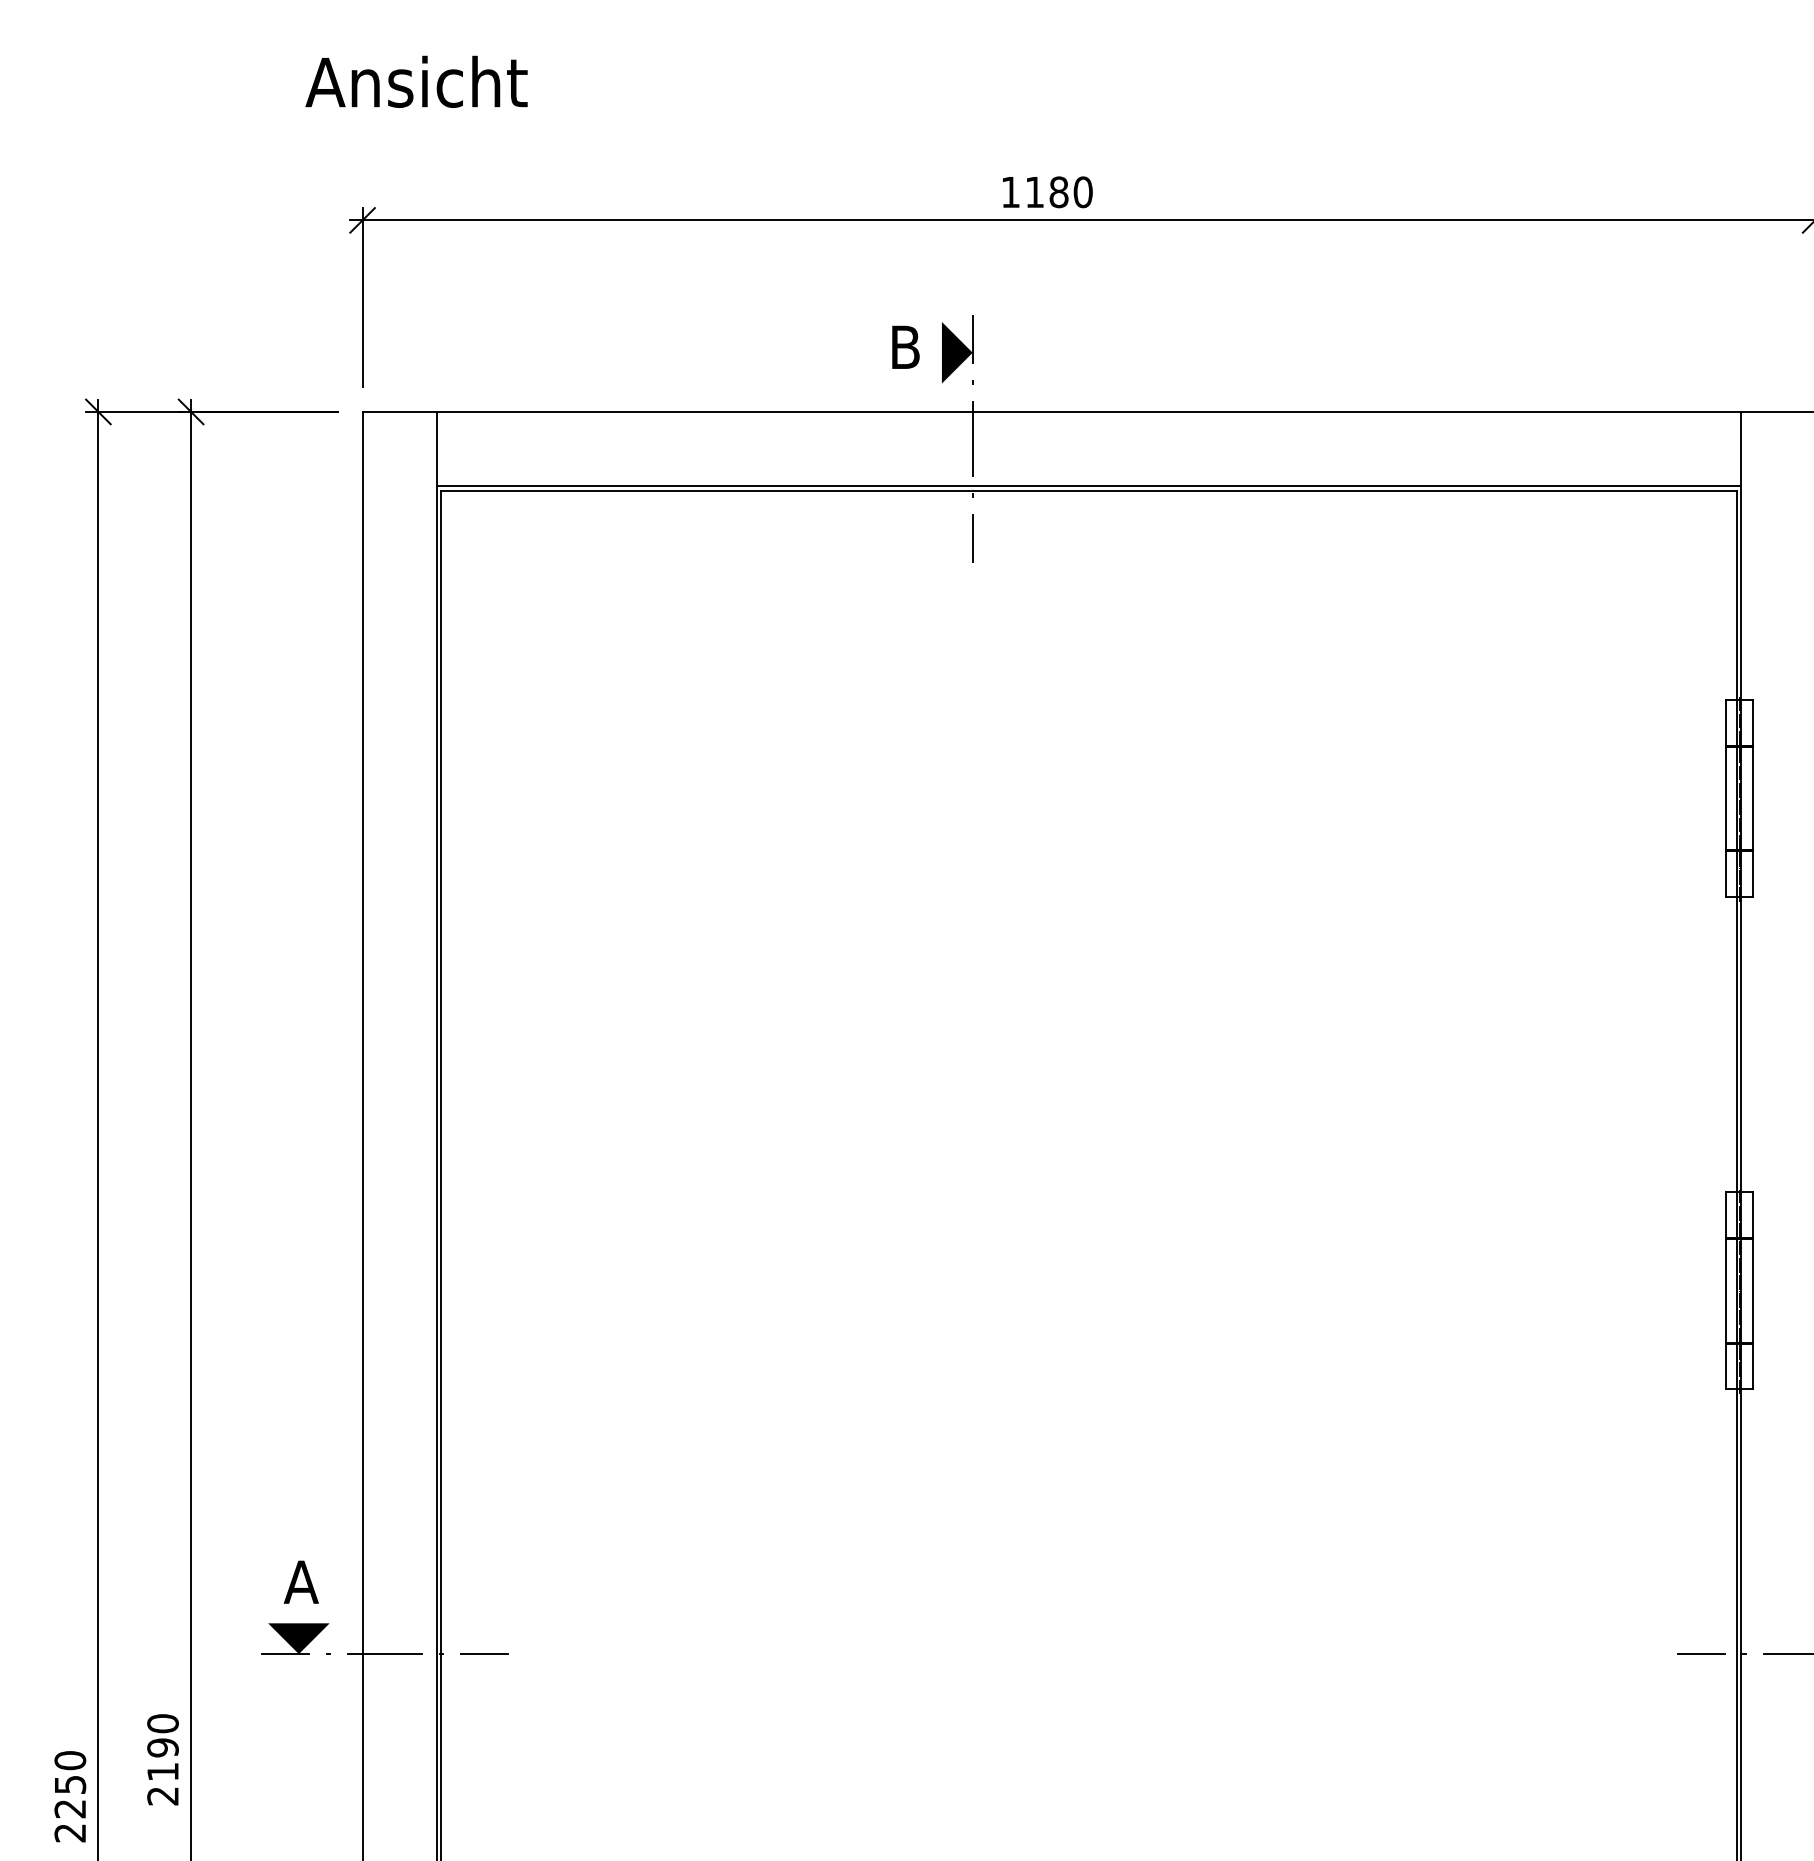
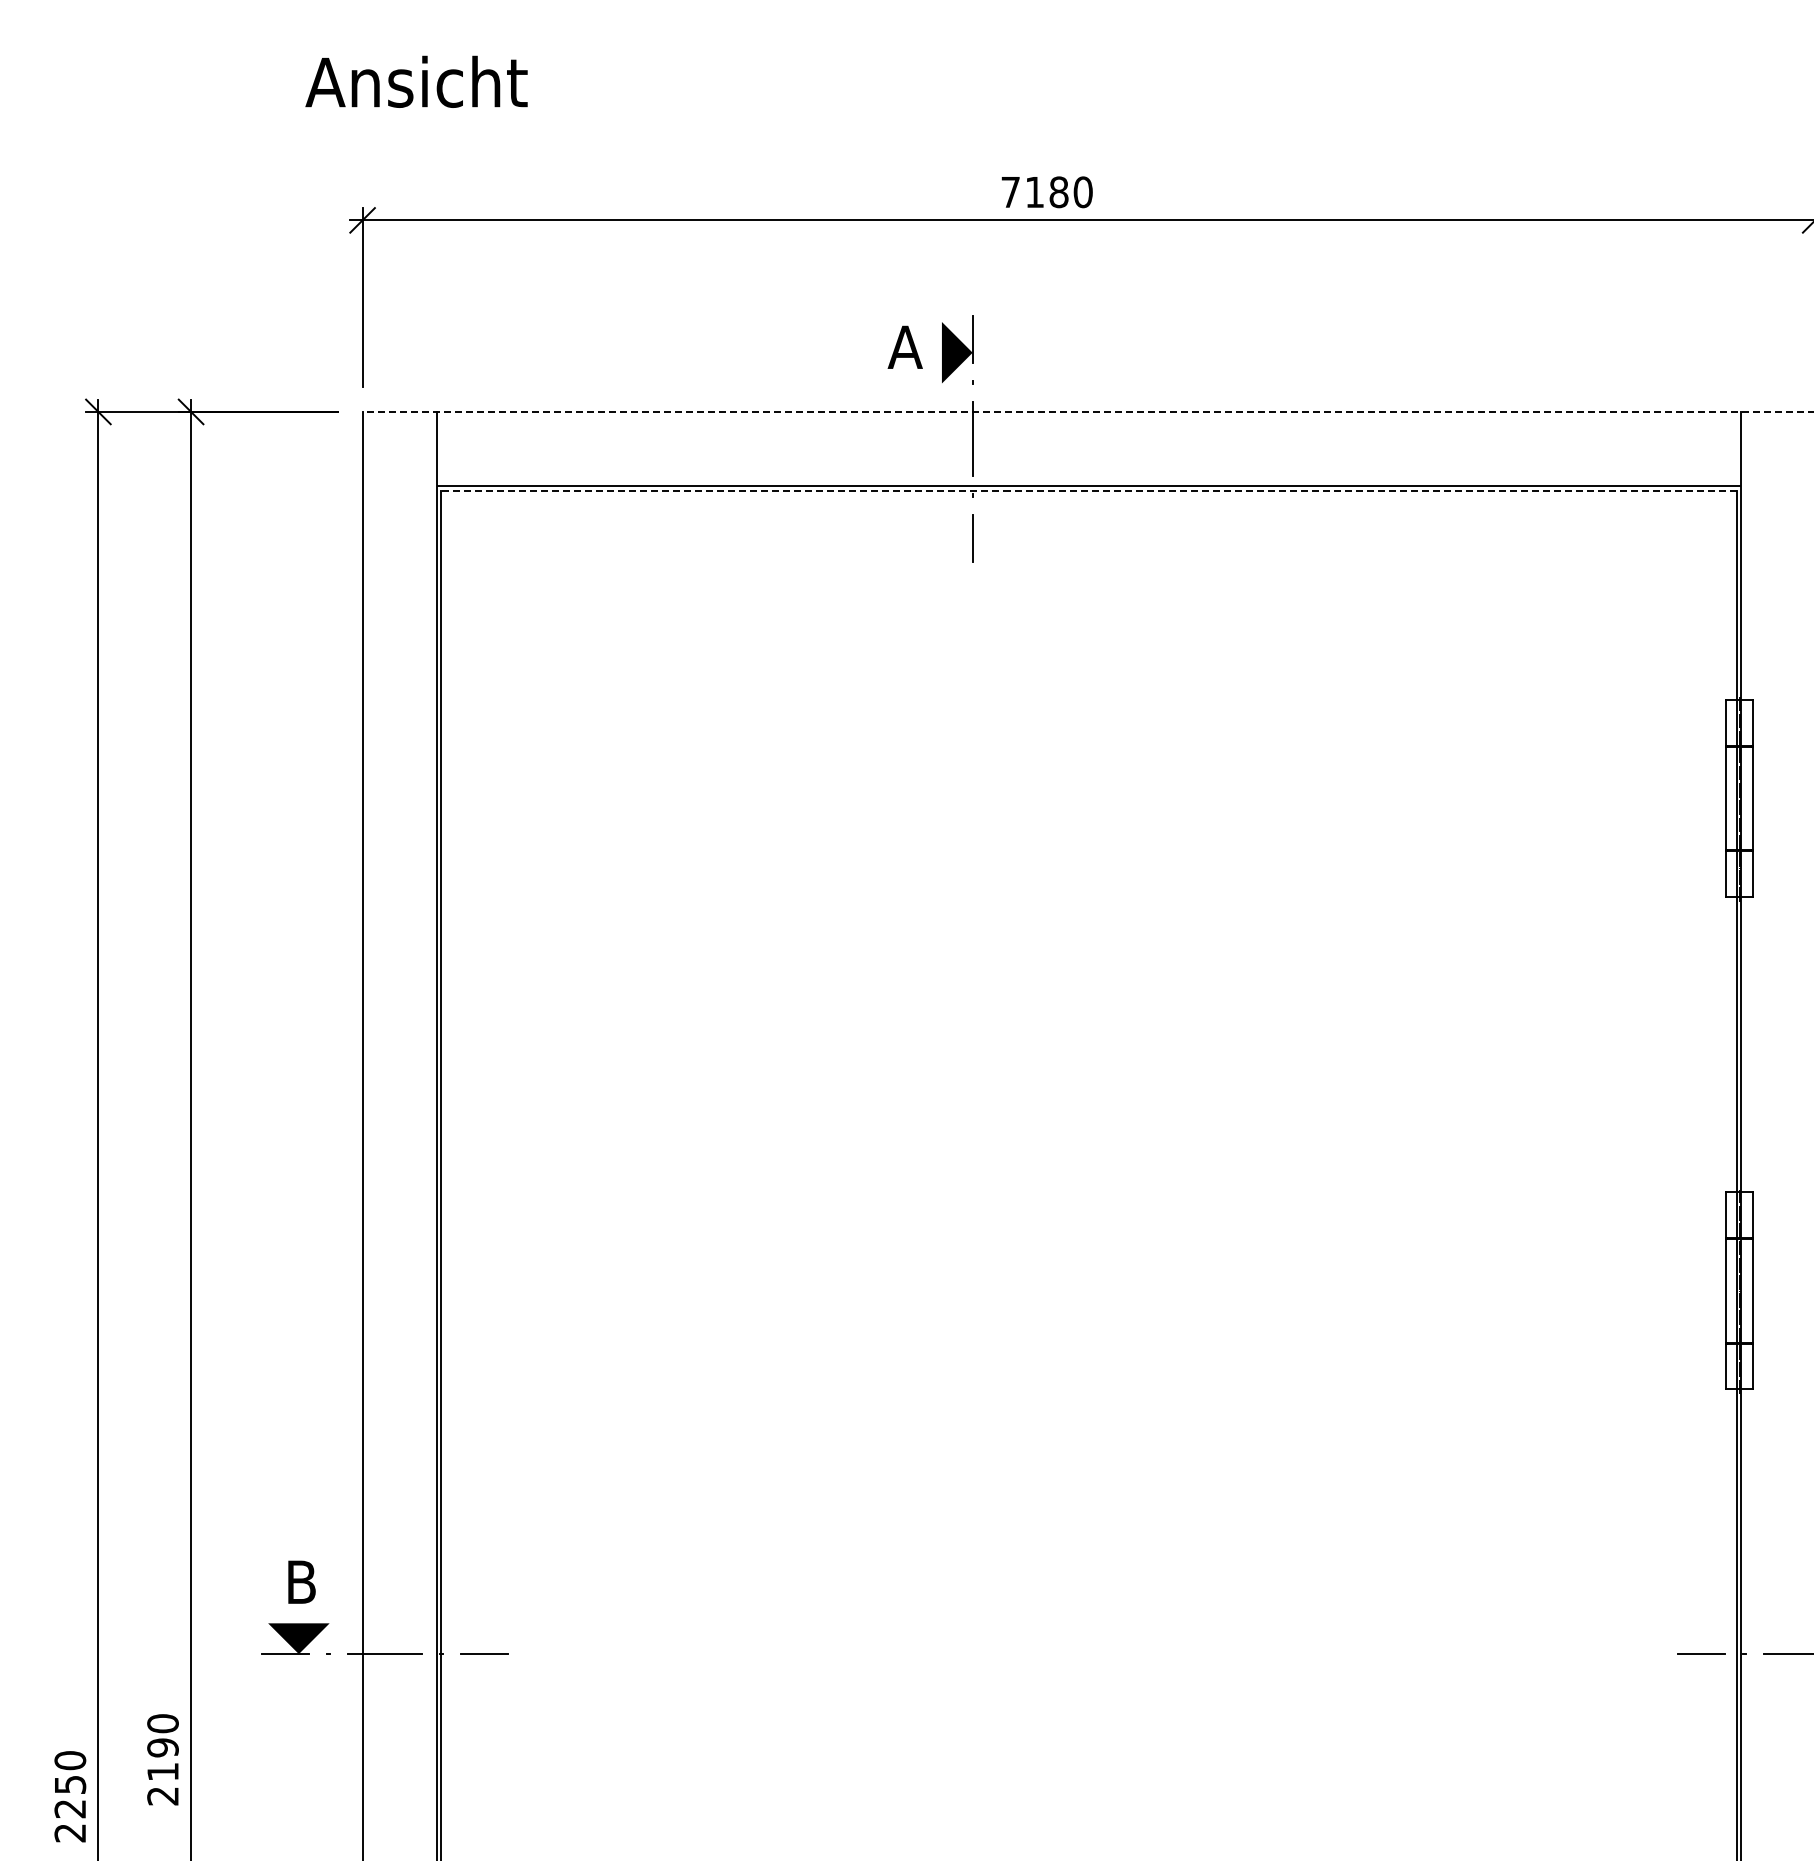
text: 1180 -> 7180 (1010, 192)
text: B -> A (904, 346)
line: solid -> dashed (1087, 411)
line: solid -> dashed (1088, 490)
text: A -> B (300, 1581)
